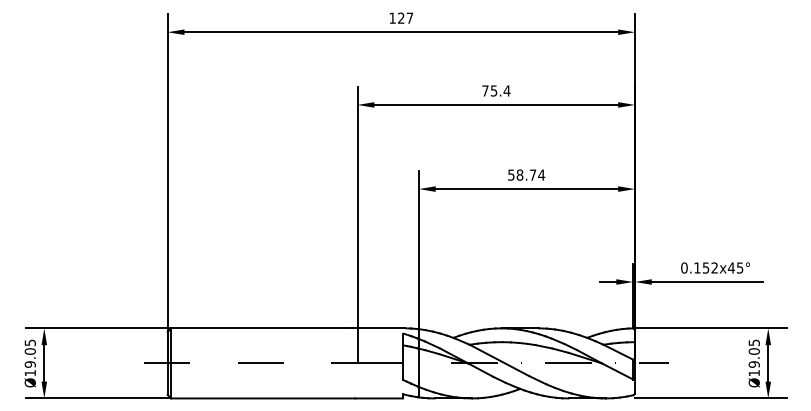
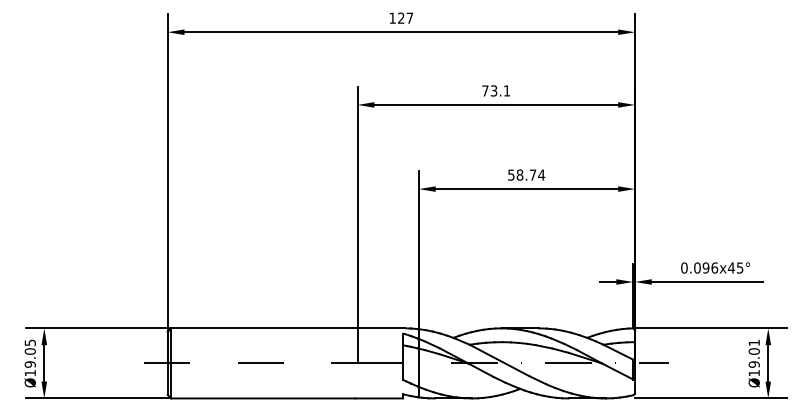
text: 75.4 -> 73.1 (500, 90)
text: 0.152x45° -> 0.096x45° (706, 267)
text: Ø19.05 -> Ø19.01 (753, 342)
